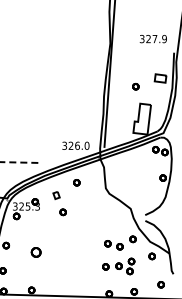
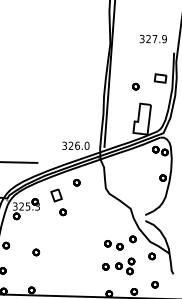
line: dashed -> solid (19, 162)
part size: 9x9 px -> 13x15 px (56, 195)
part size: 12x11 px -> 9x9 px (36, 252)
part position: (160, 284) -> (154, 284) (154, 284)
